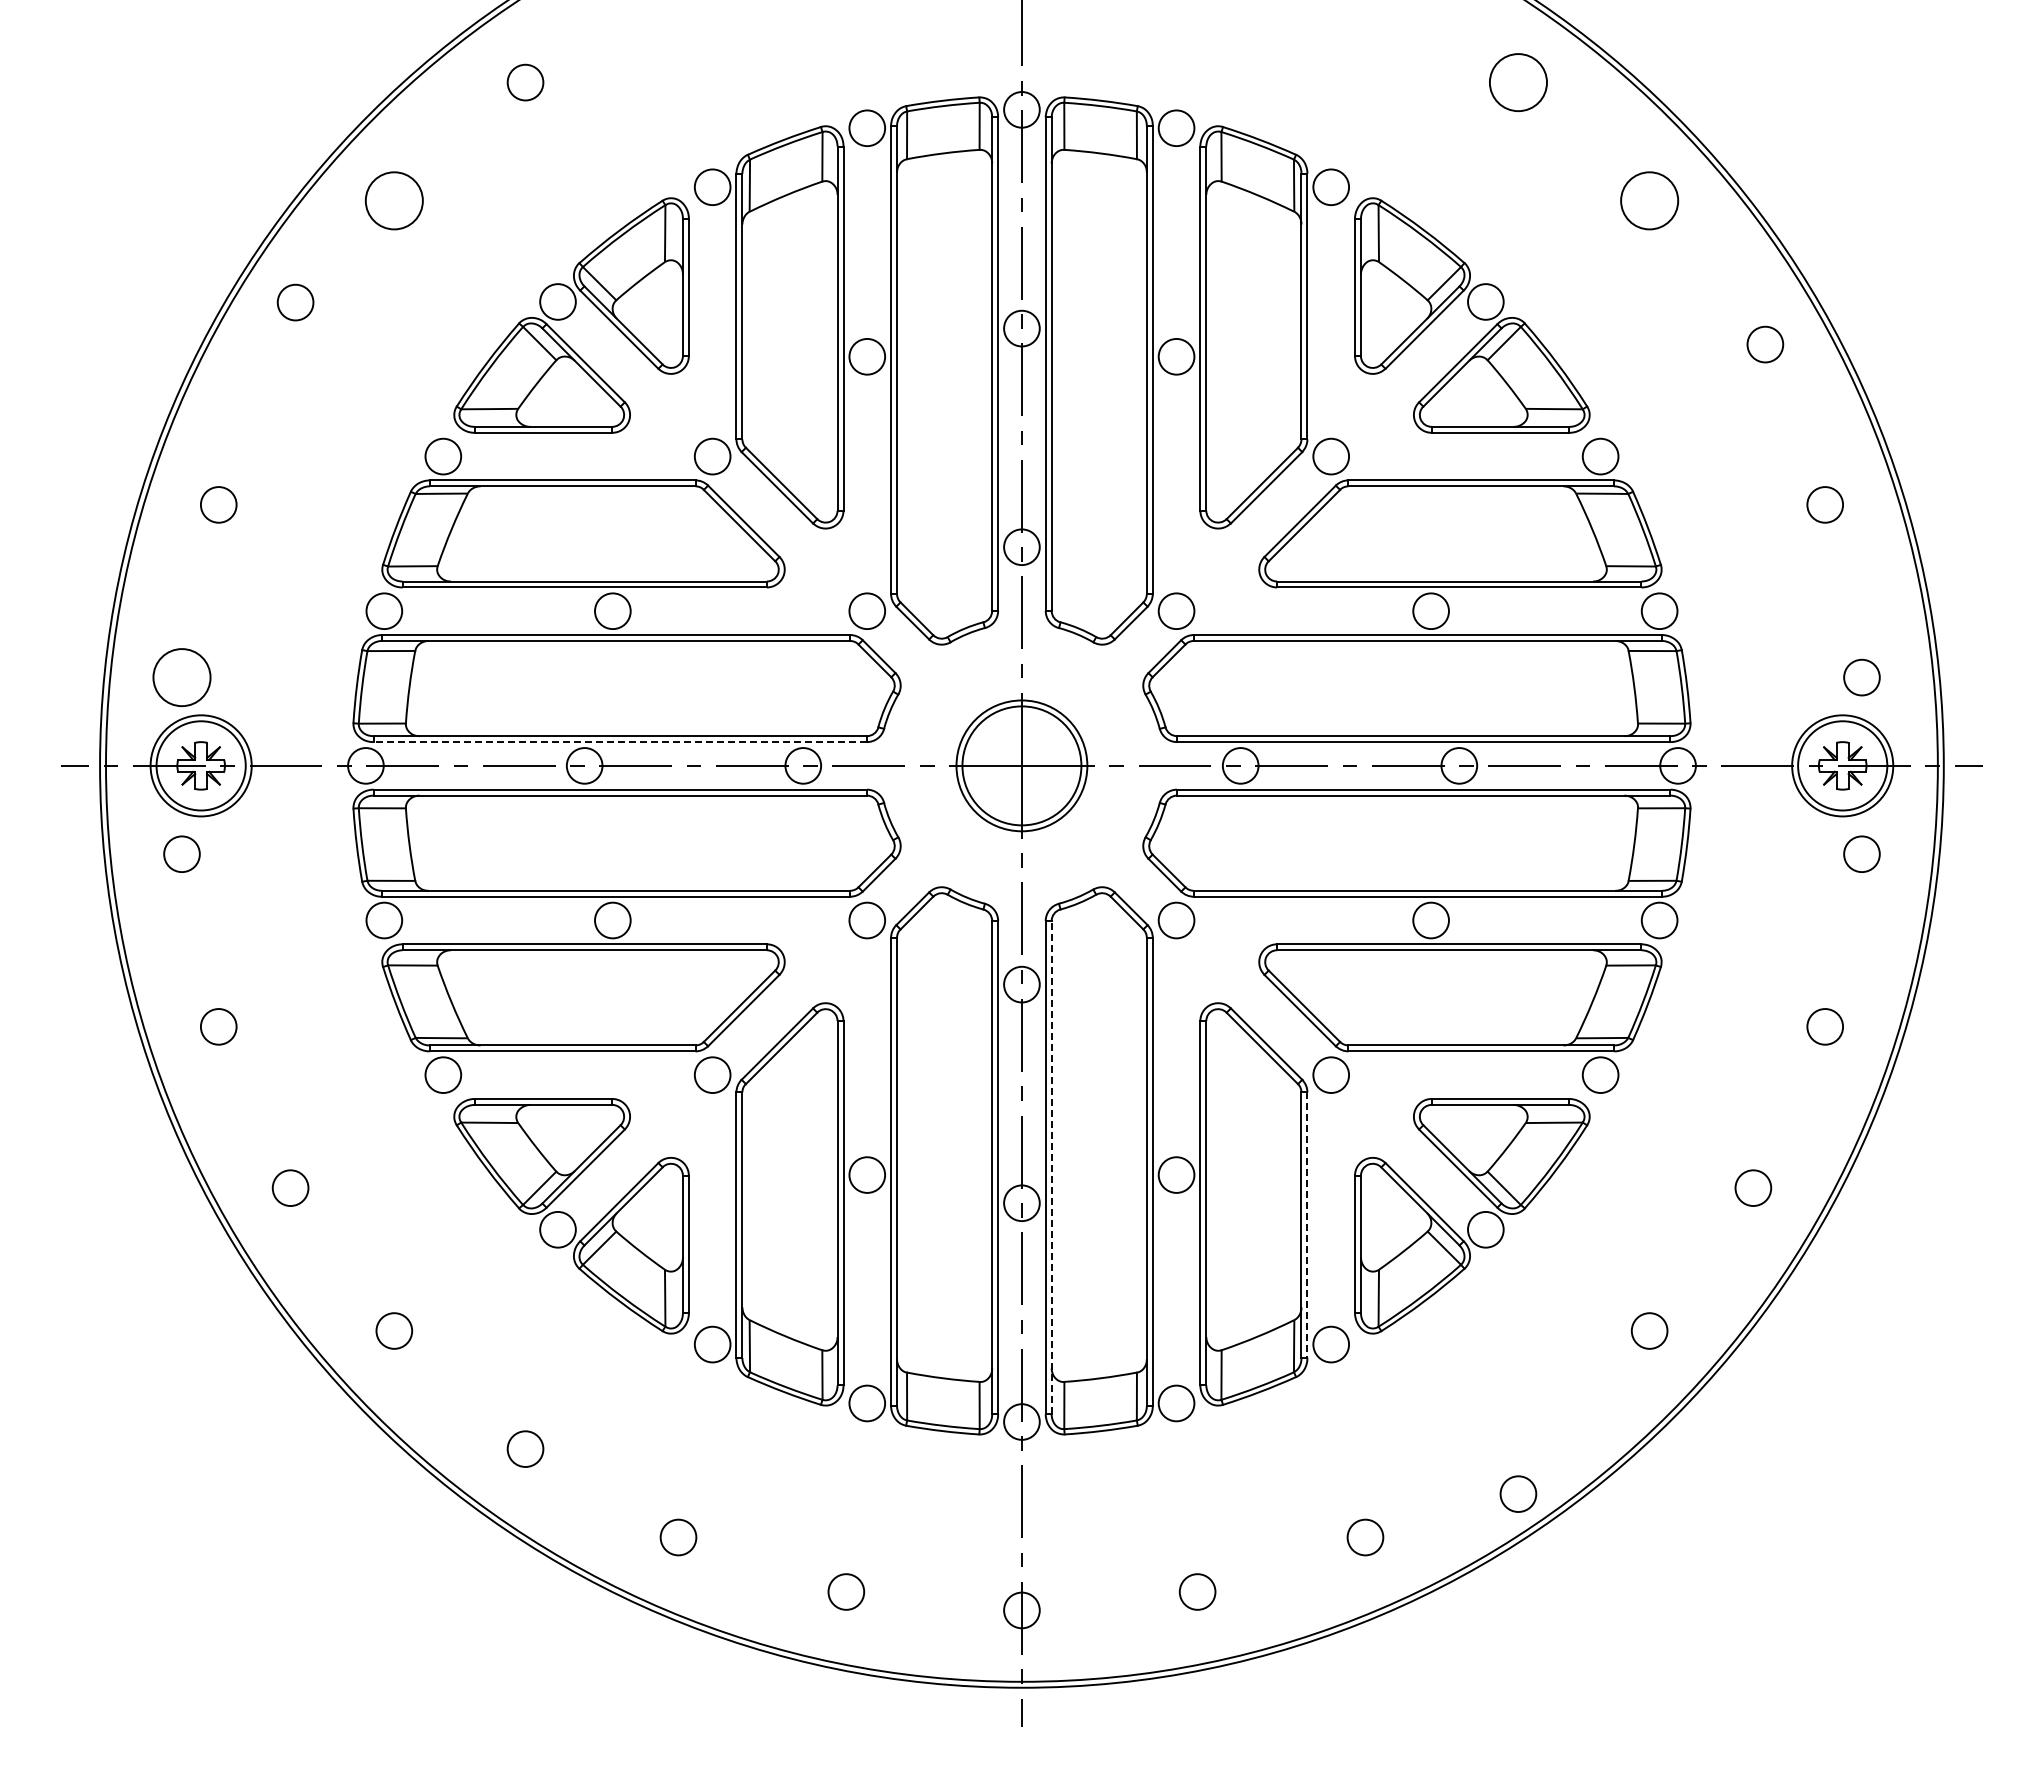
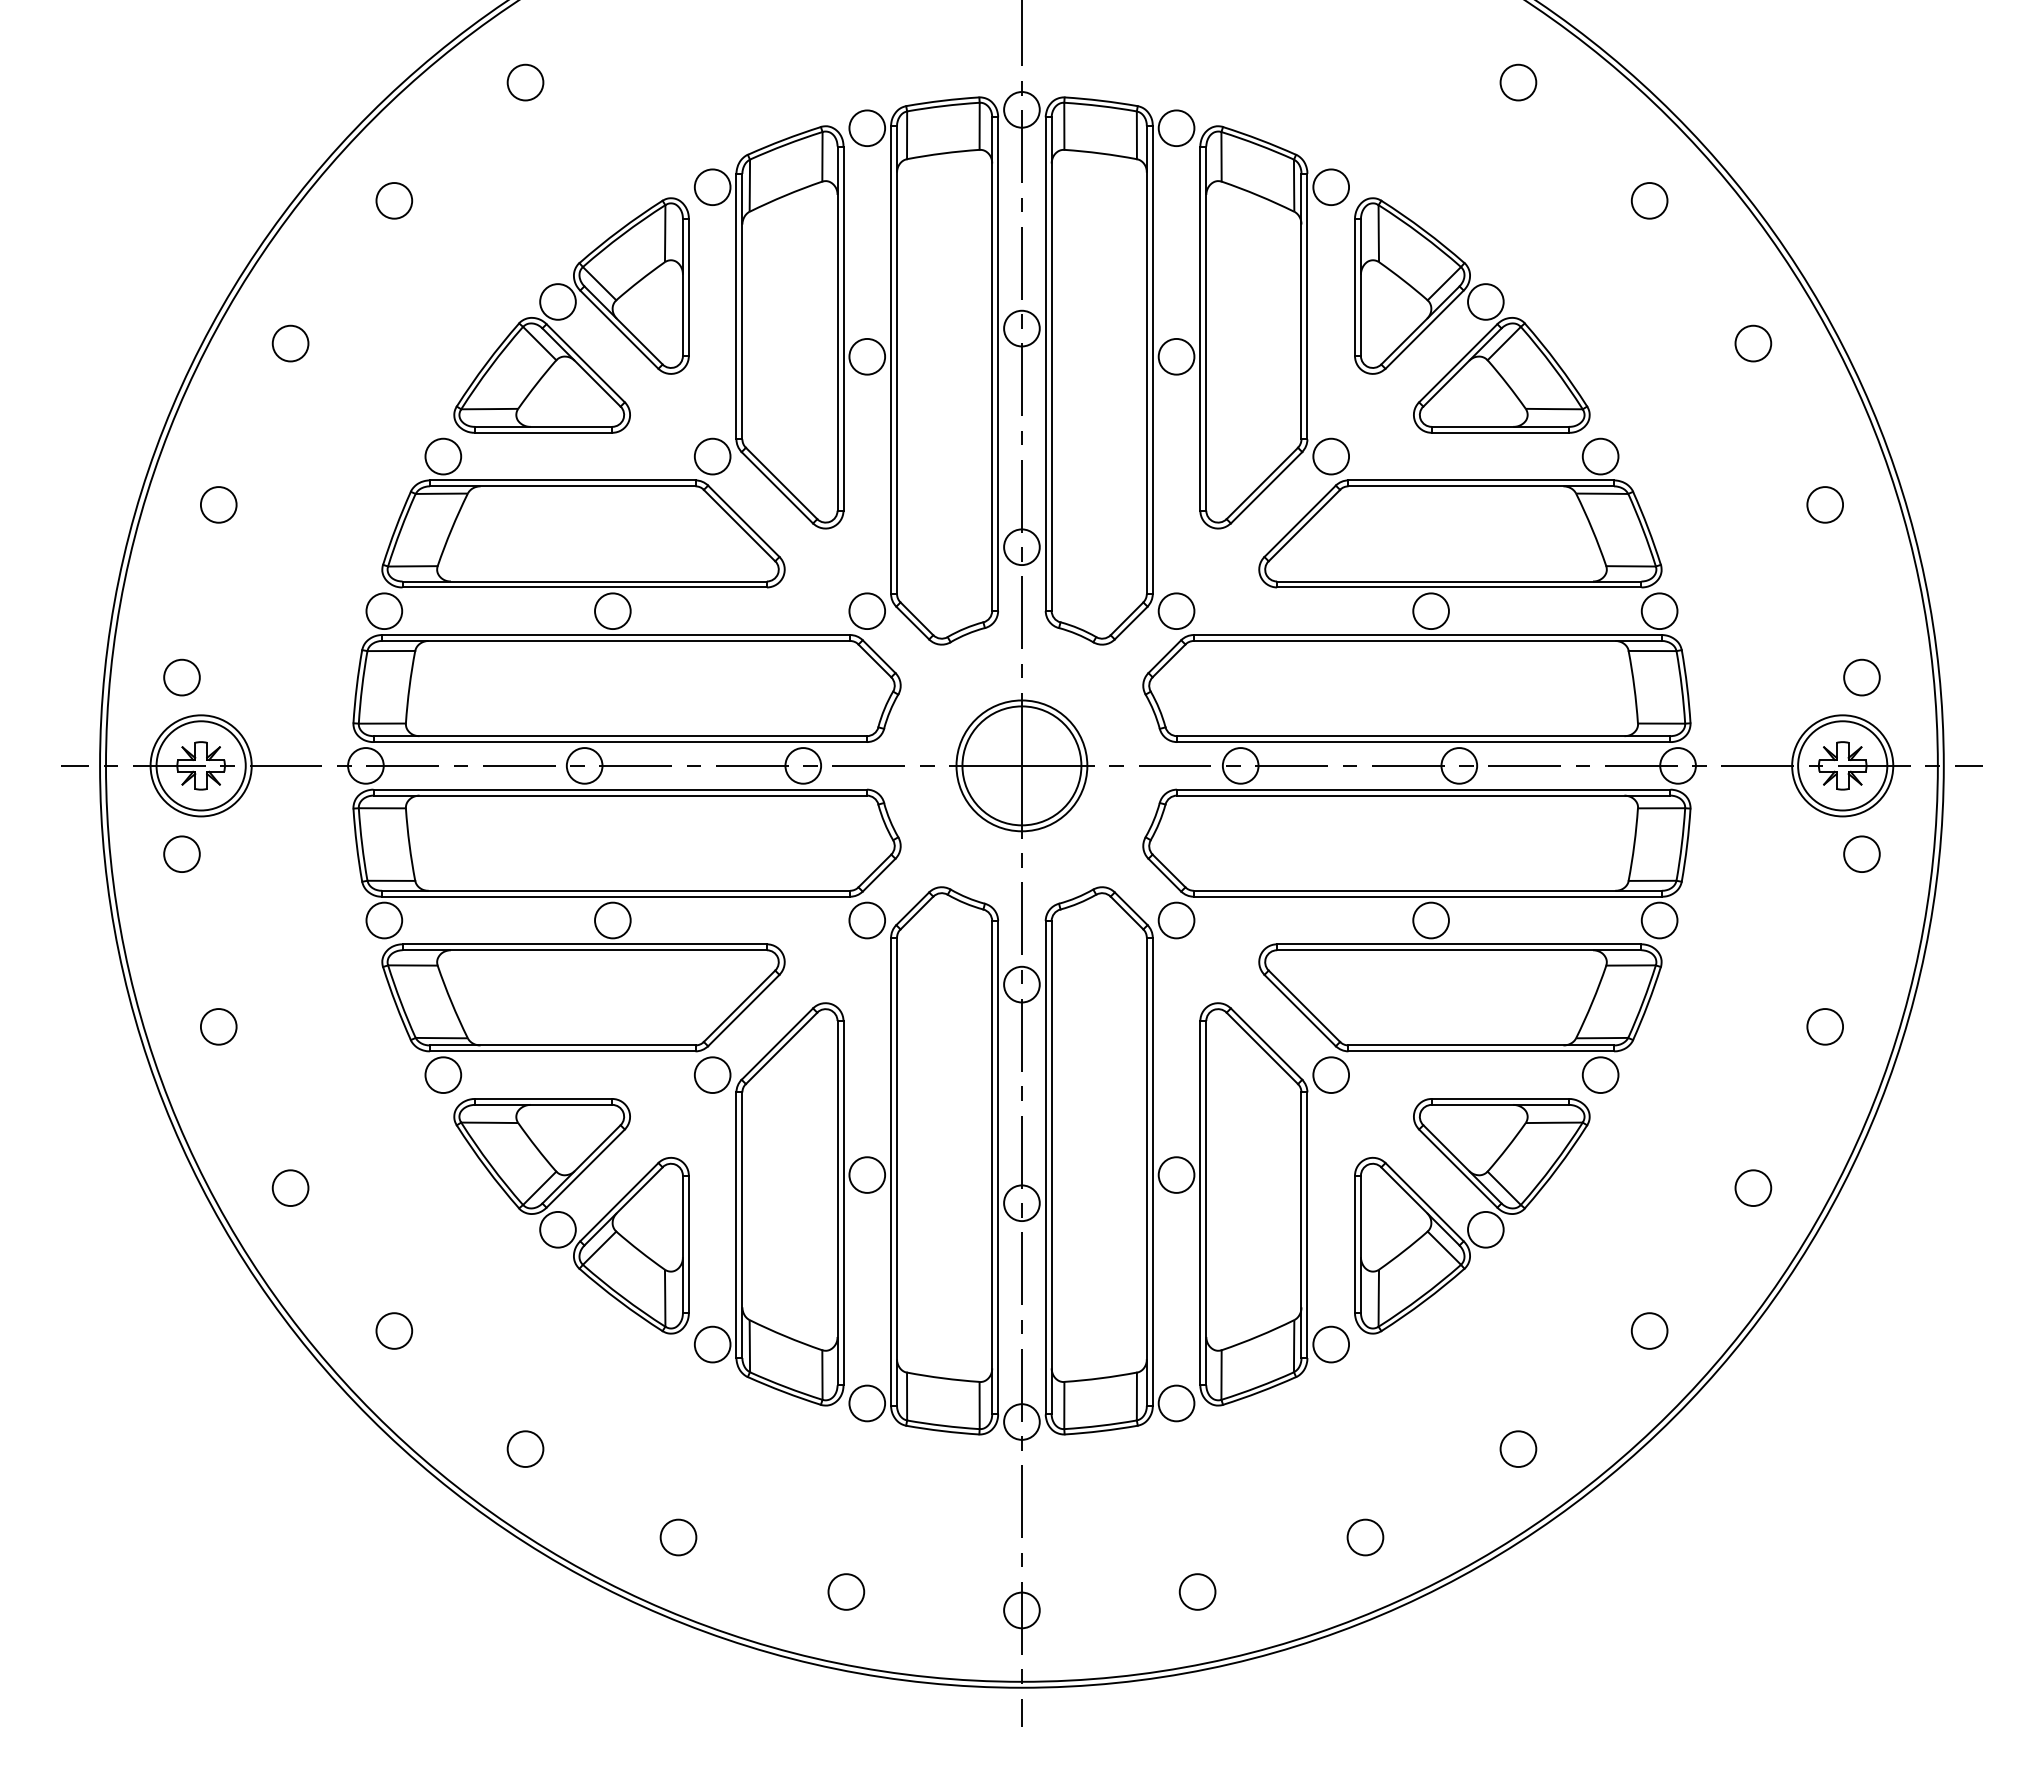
circle diameter: 57 px -> 36 px (1518, 82)
circle diameter: 57 px -> 36 px (394, 200)
circle diameter: 57 px -> 36 px (1649, 200)
circle position: (295, 302) -> (290, 343) (290, 343)
circle position: (1765, 344) -> (1753, 343) (1753, 343)
circle diameter: 57 px -> 36 px (181, 677)
line: dashed -> solid (620, 742)
line: dashed -> solid (1051, 1167)
line: dashed -> solid (1307, 1225)
circle position: (1518, 1493) -> (1518, 1448) (1518, 1448)
